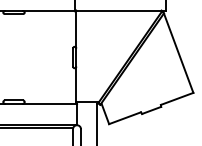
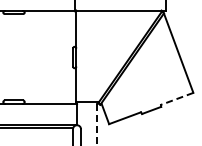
line: solid -> dashed (176, 99)
line: solid -> dashed (97, 124)
